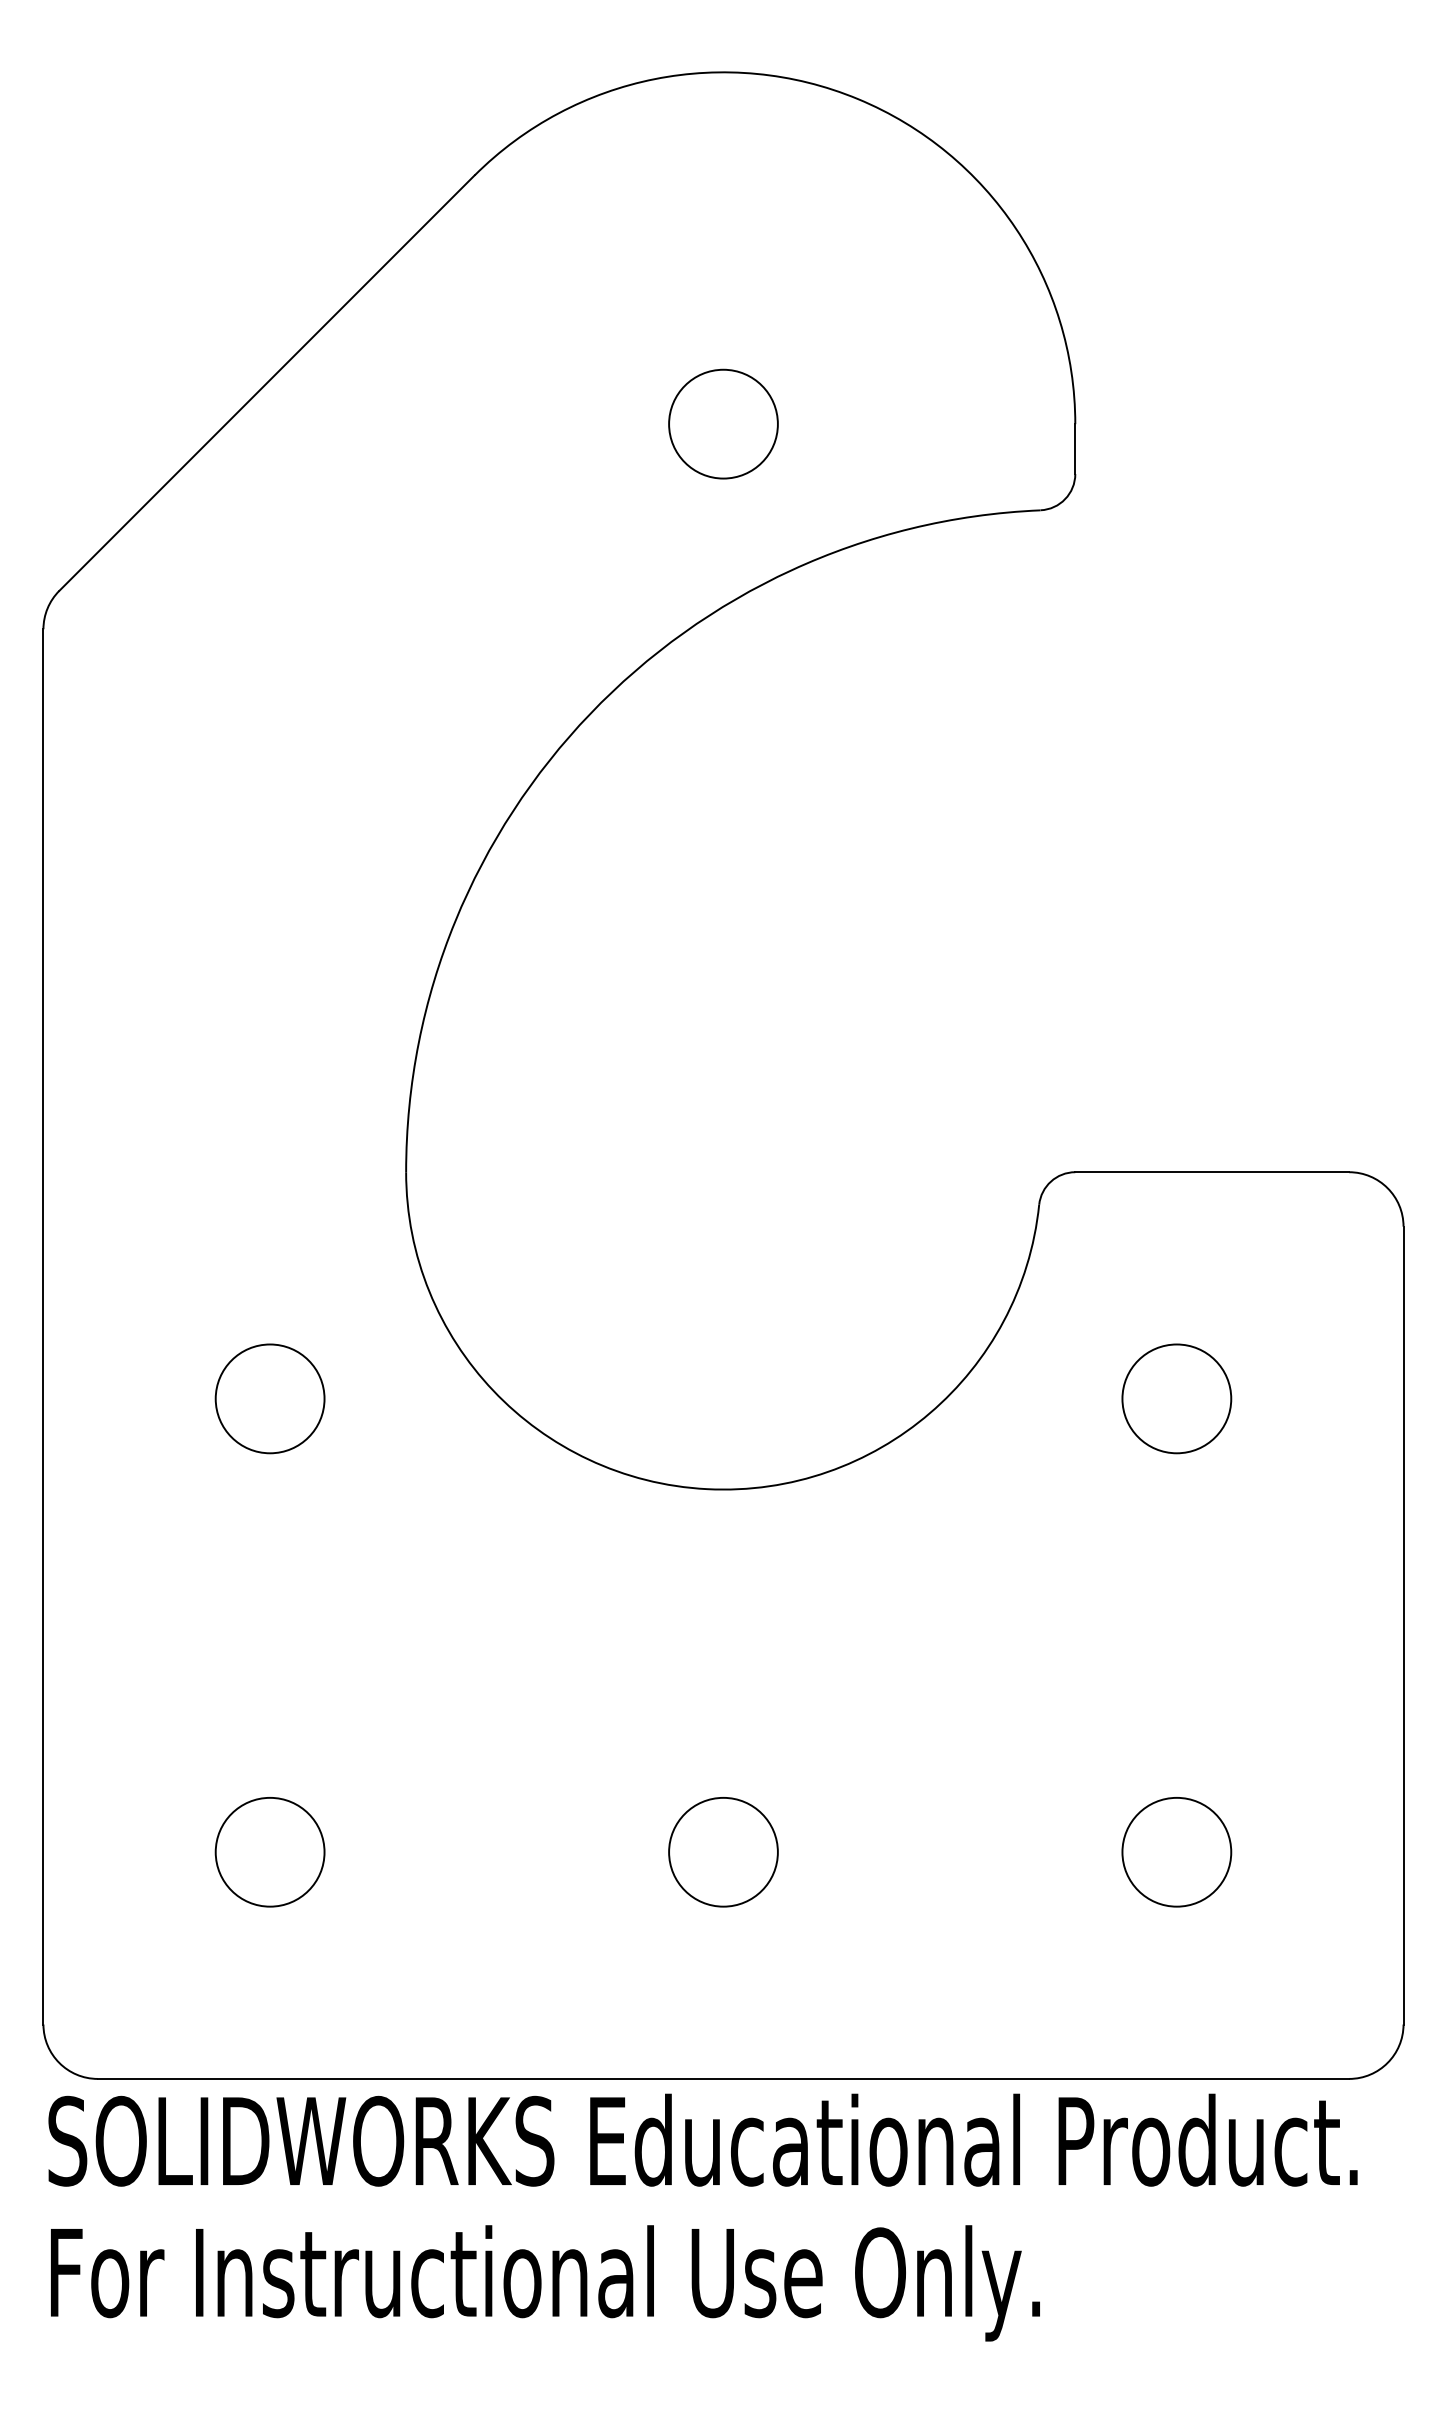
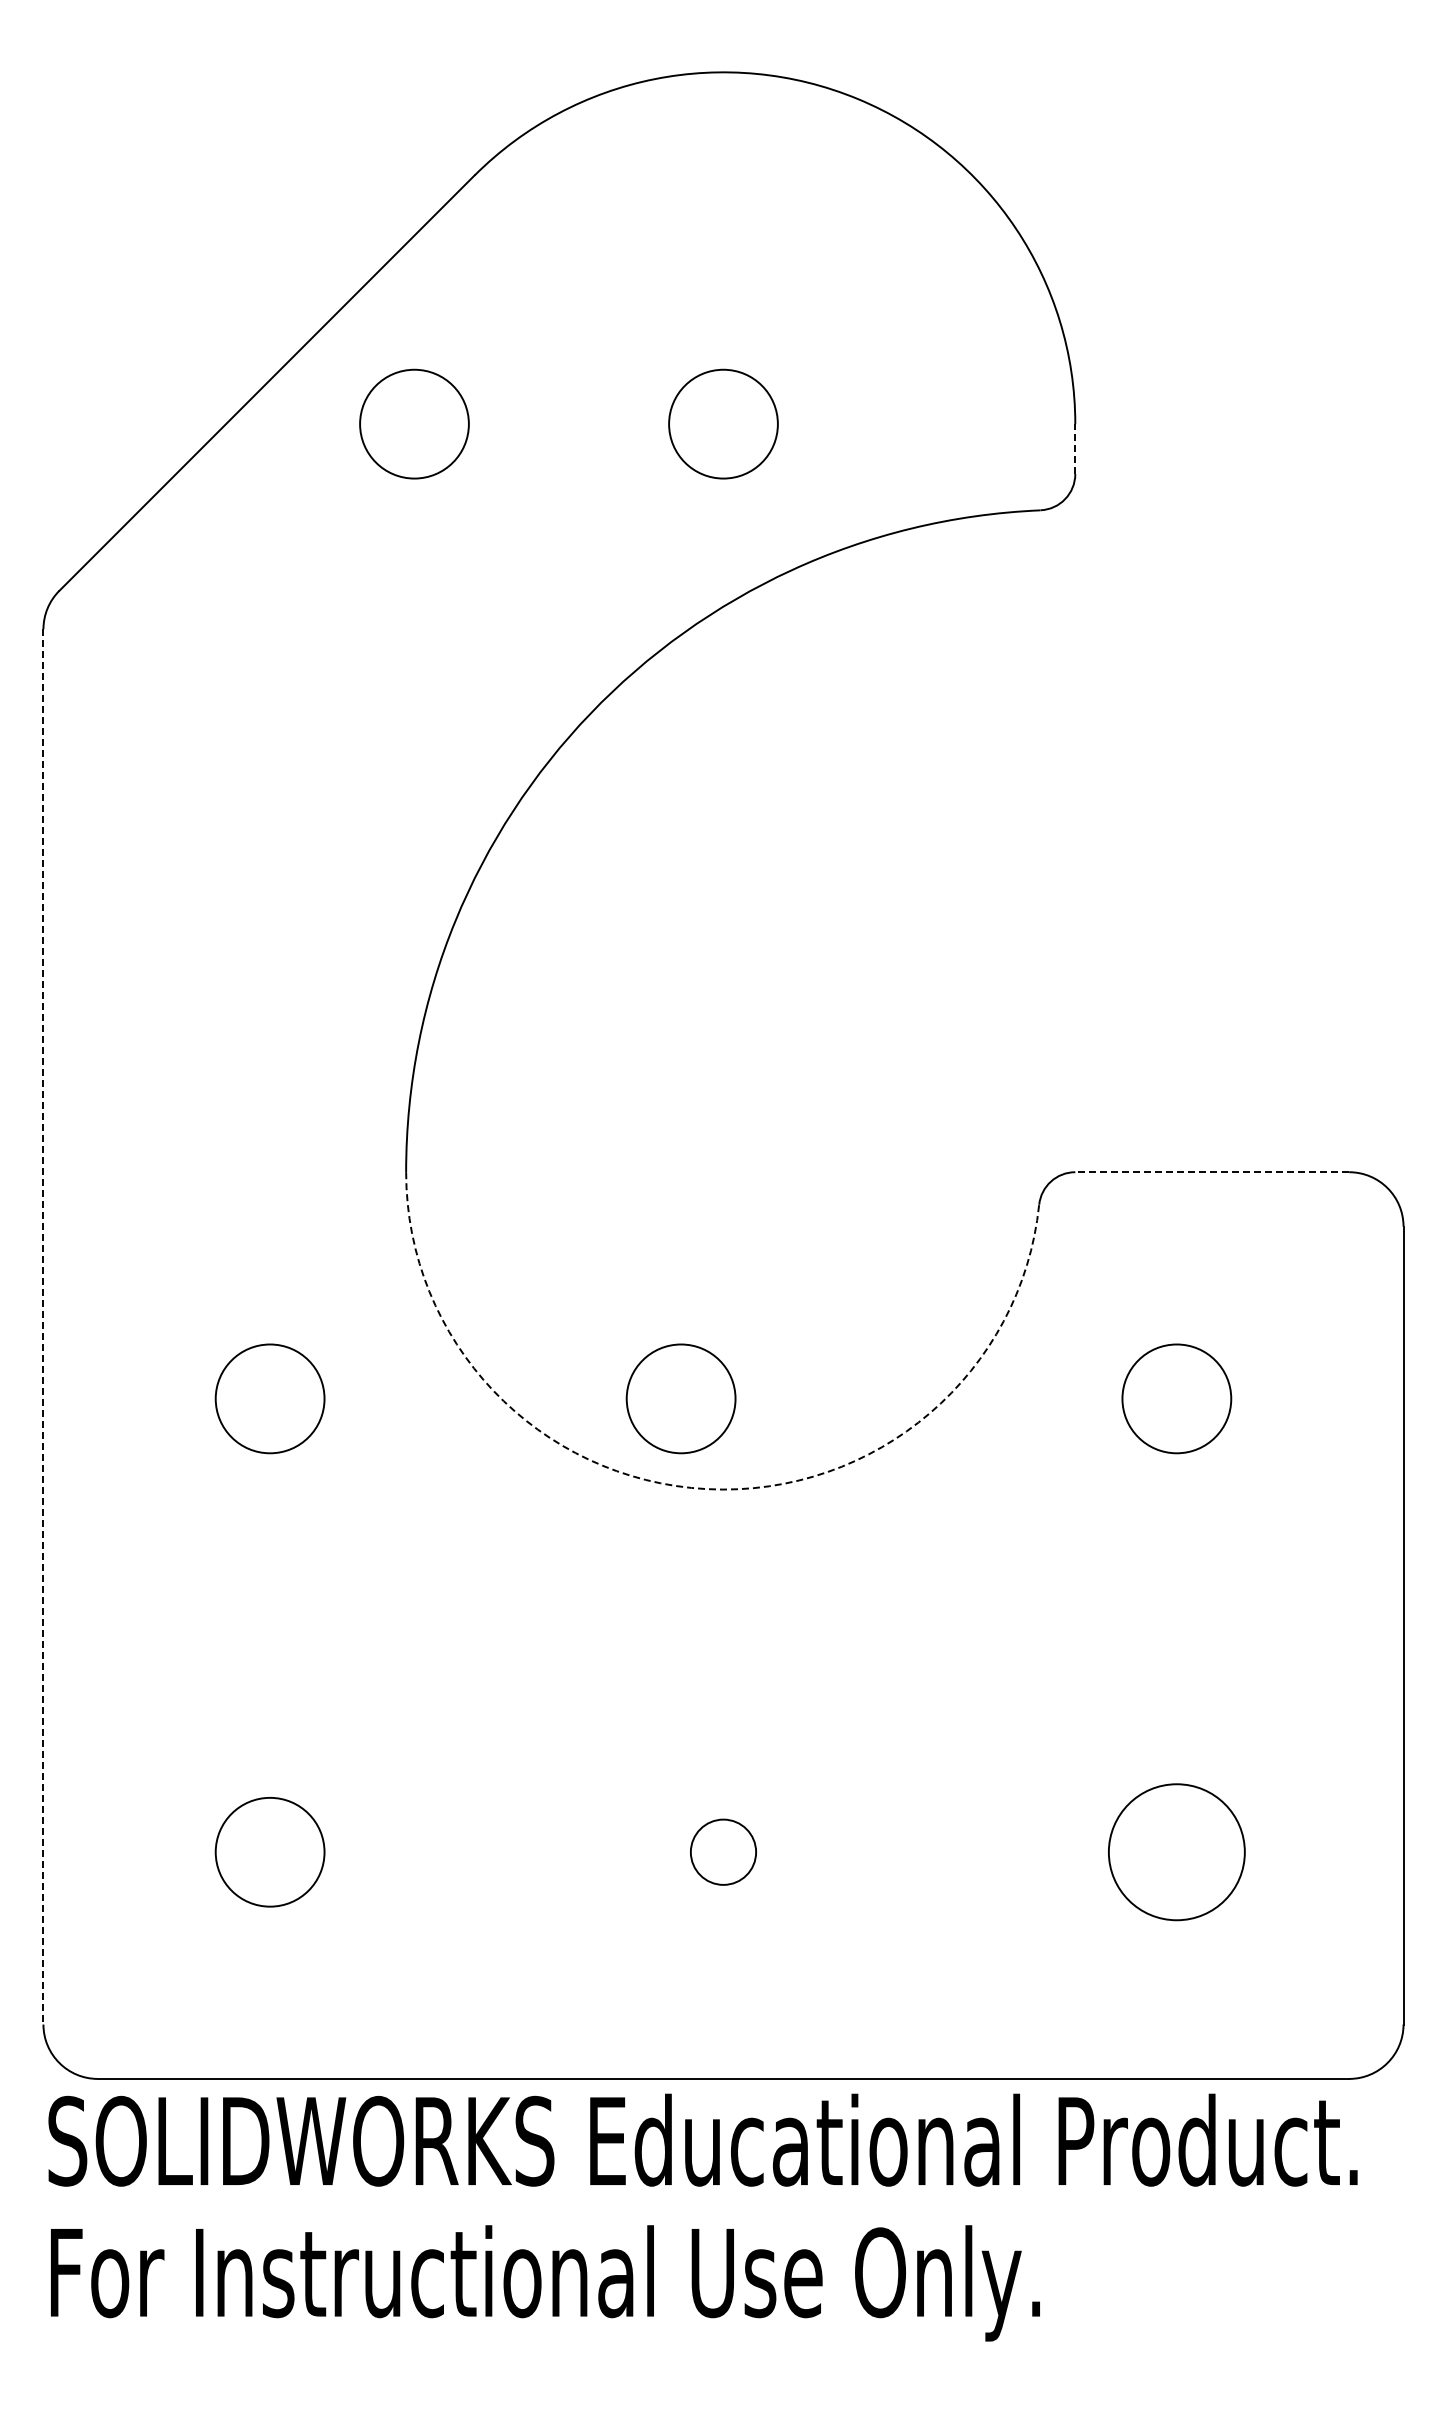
circle: none -> present (414, 423)
line: solid -> dashed (1075, 449)
line: solid -> dashed (1212, 1172)
line: solid -> dashed (43, 1326)
circle: none -> present (680, 1398)
arc: solid -> dashed (707, 1489)
circle diameter: 109 px -> 65 px (723, 1851)
circle diameter: 109 px -> 136 px (1176, 1852)
